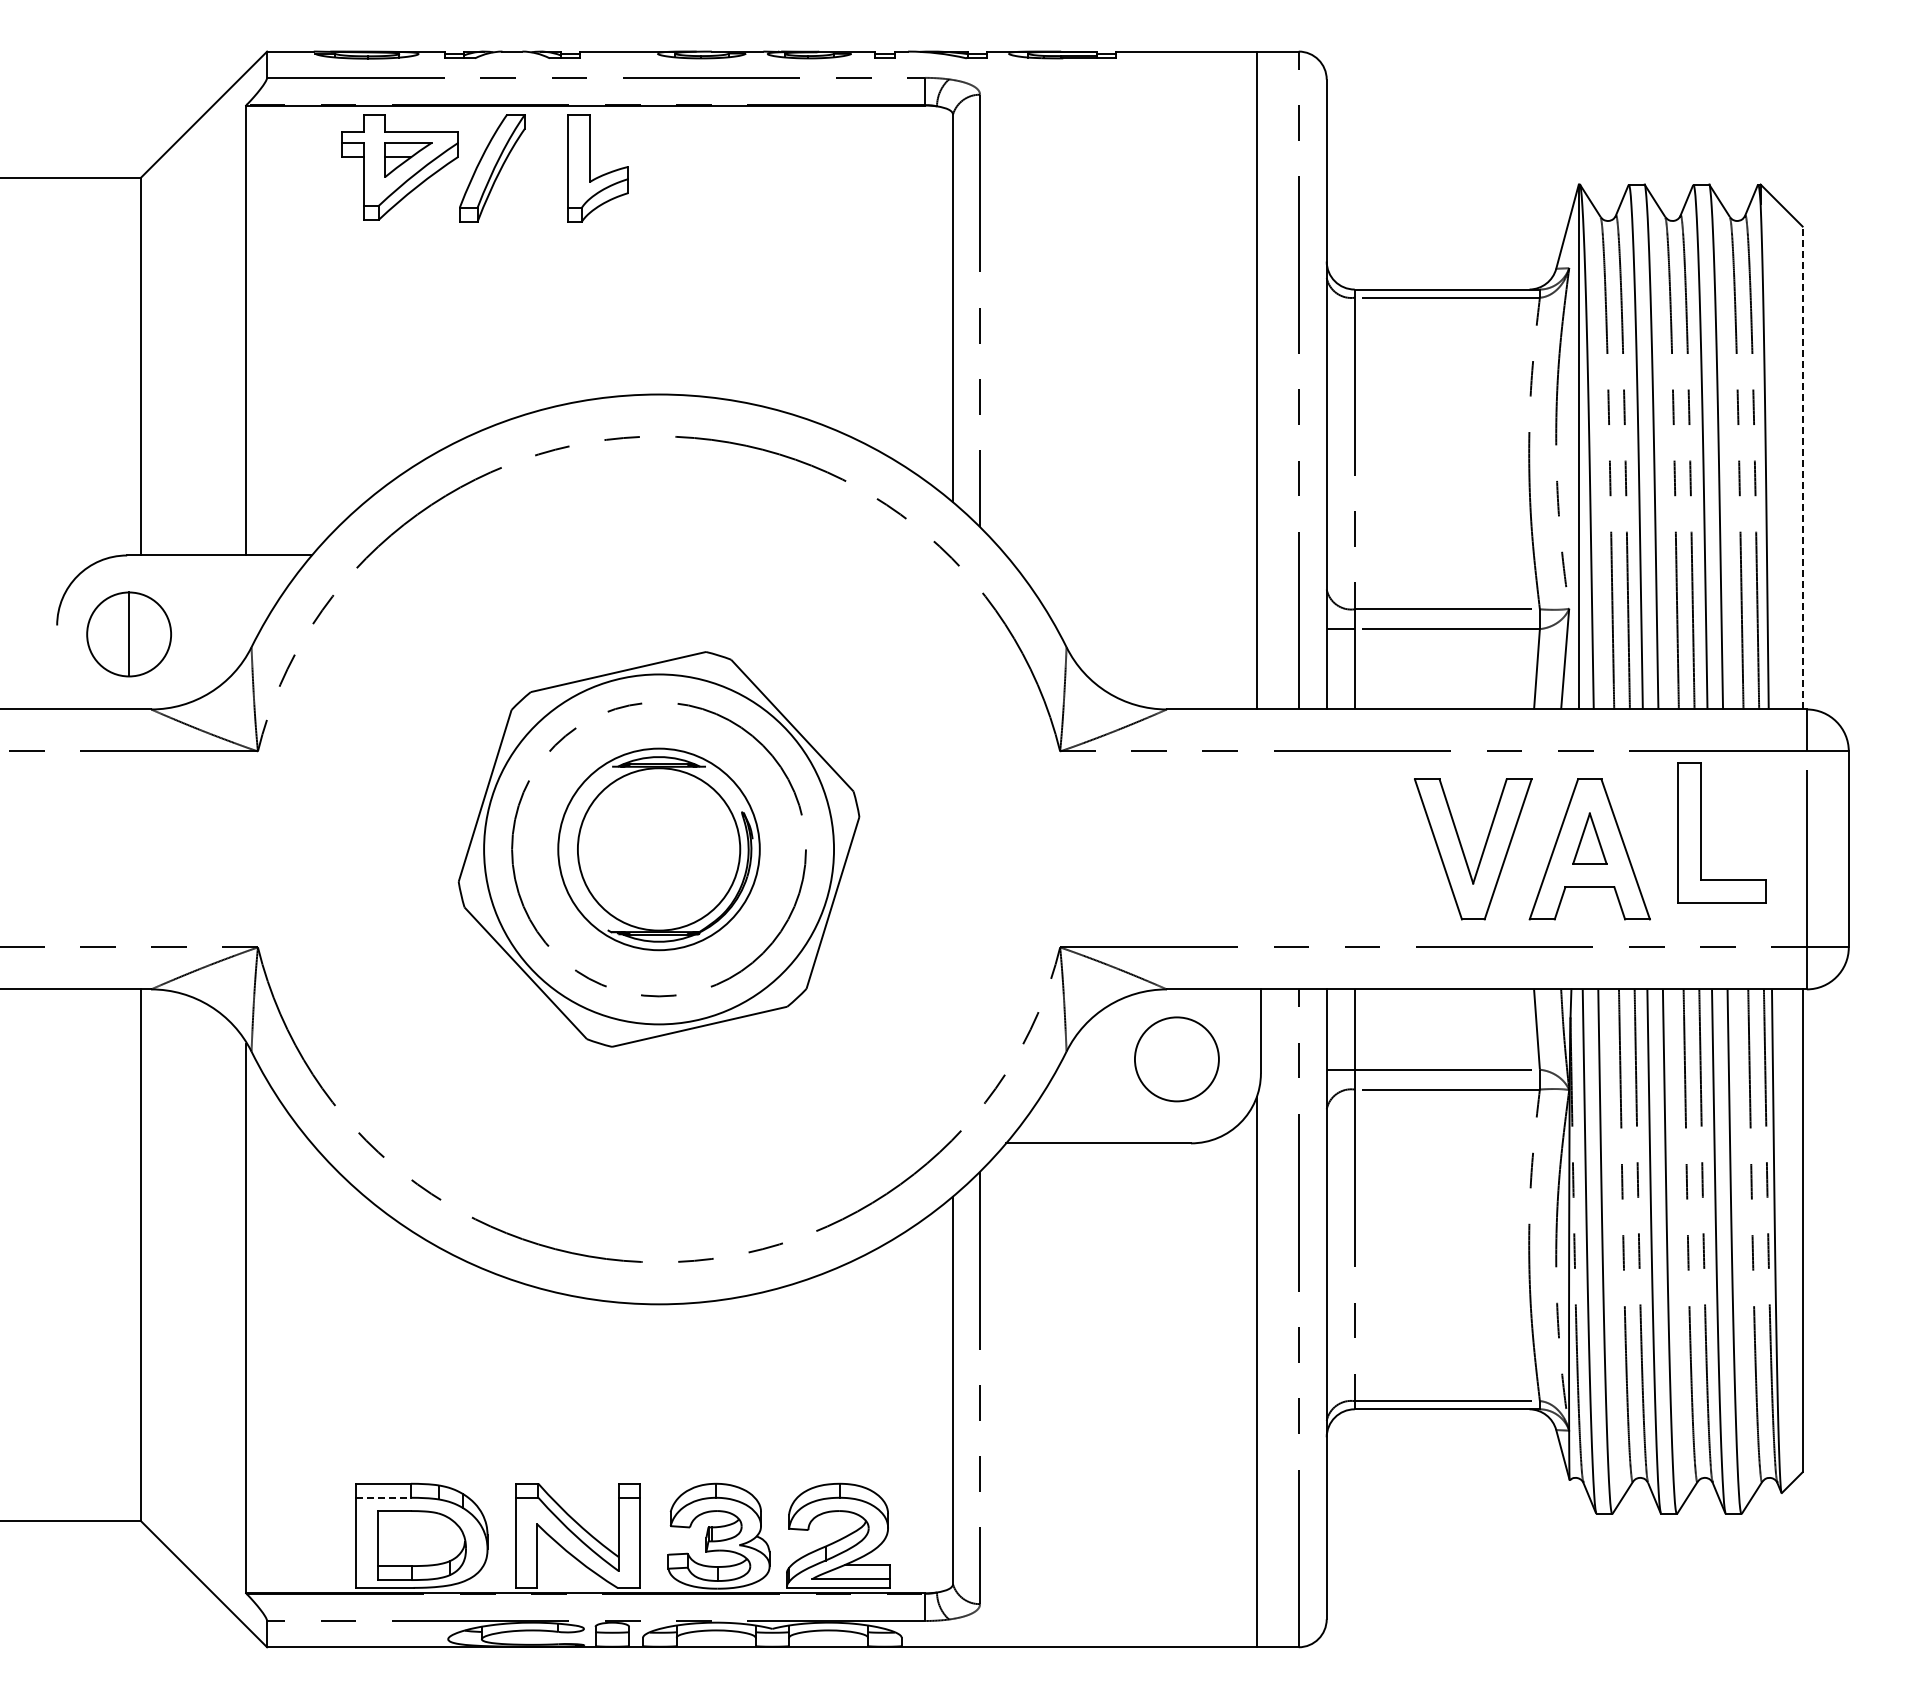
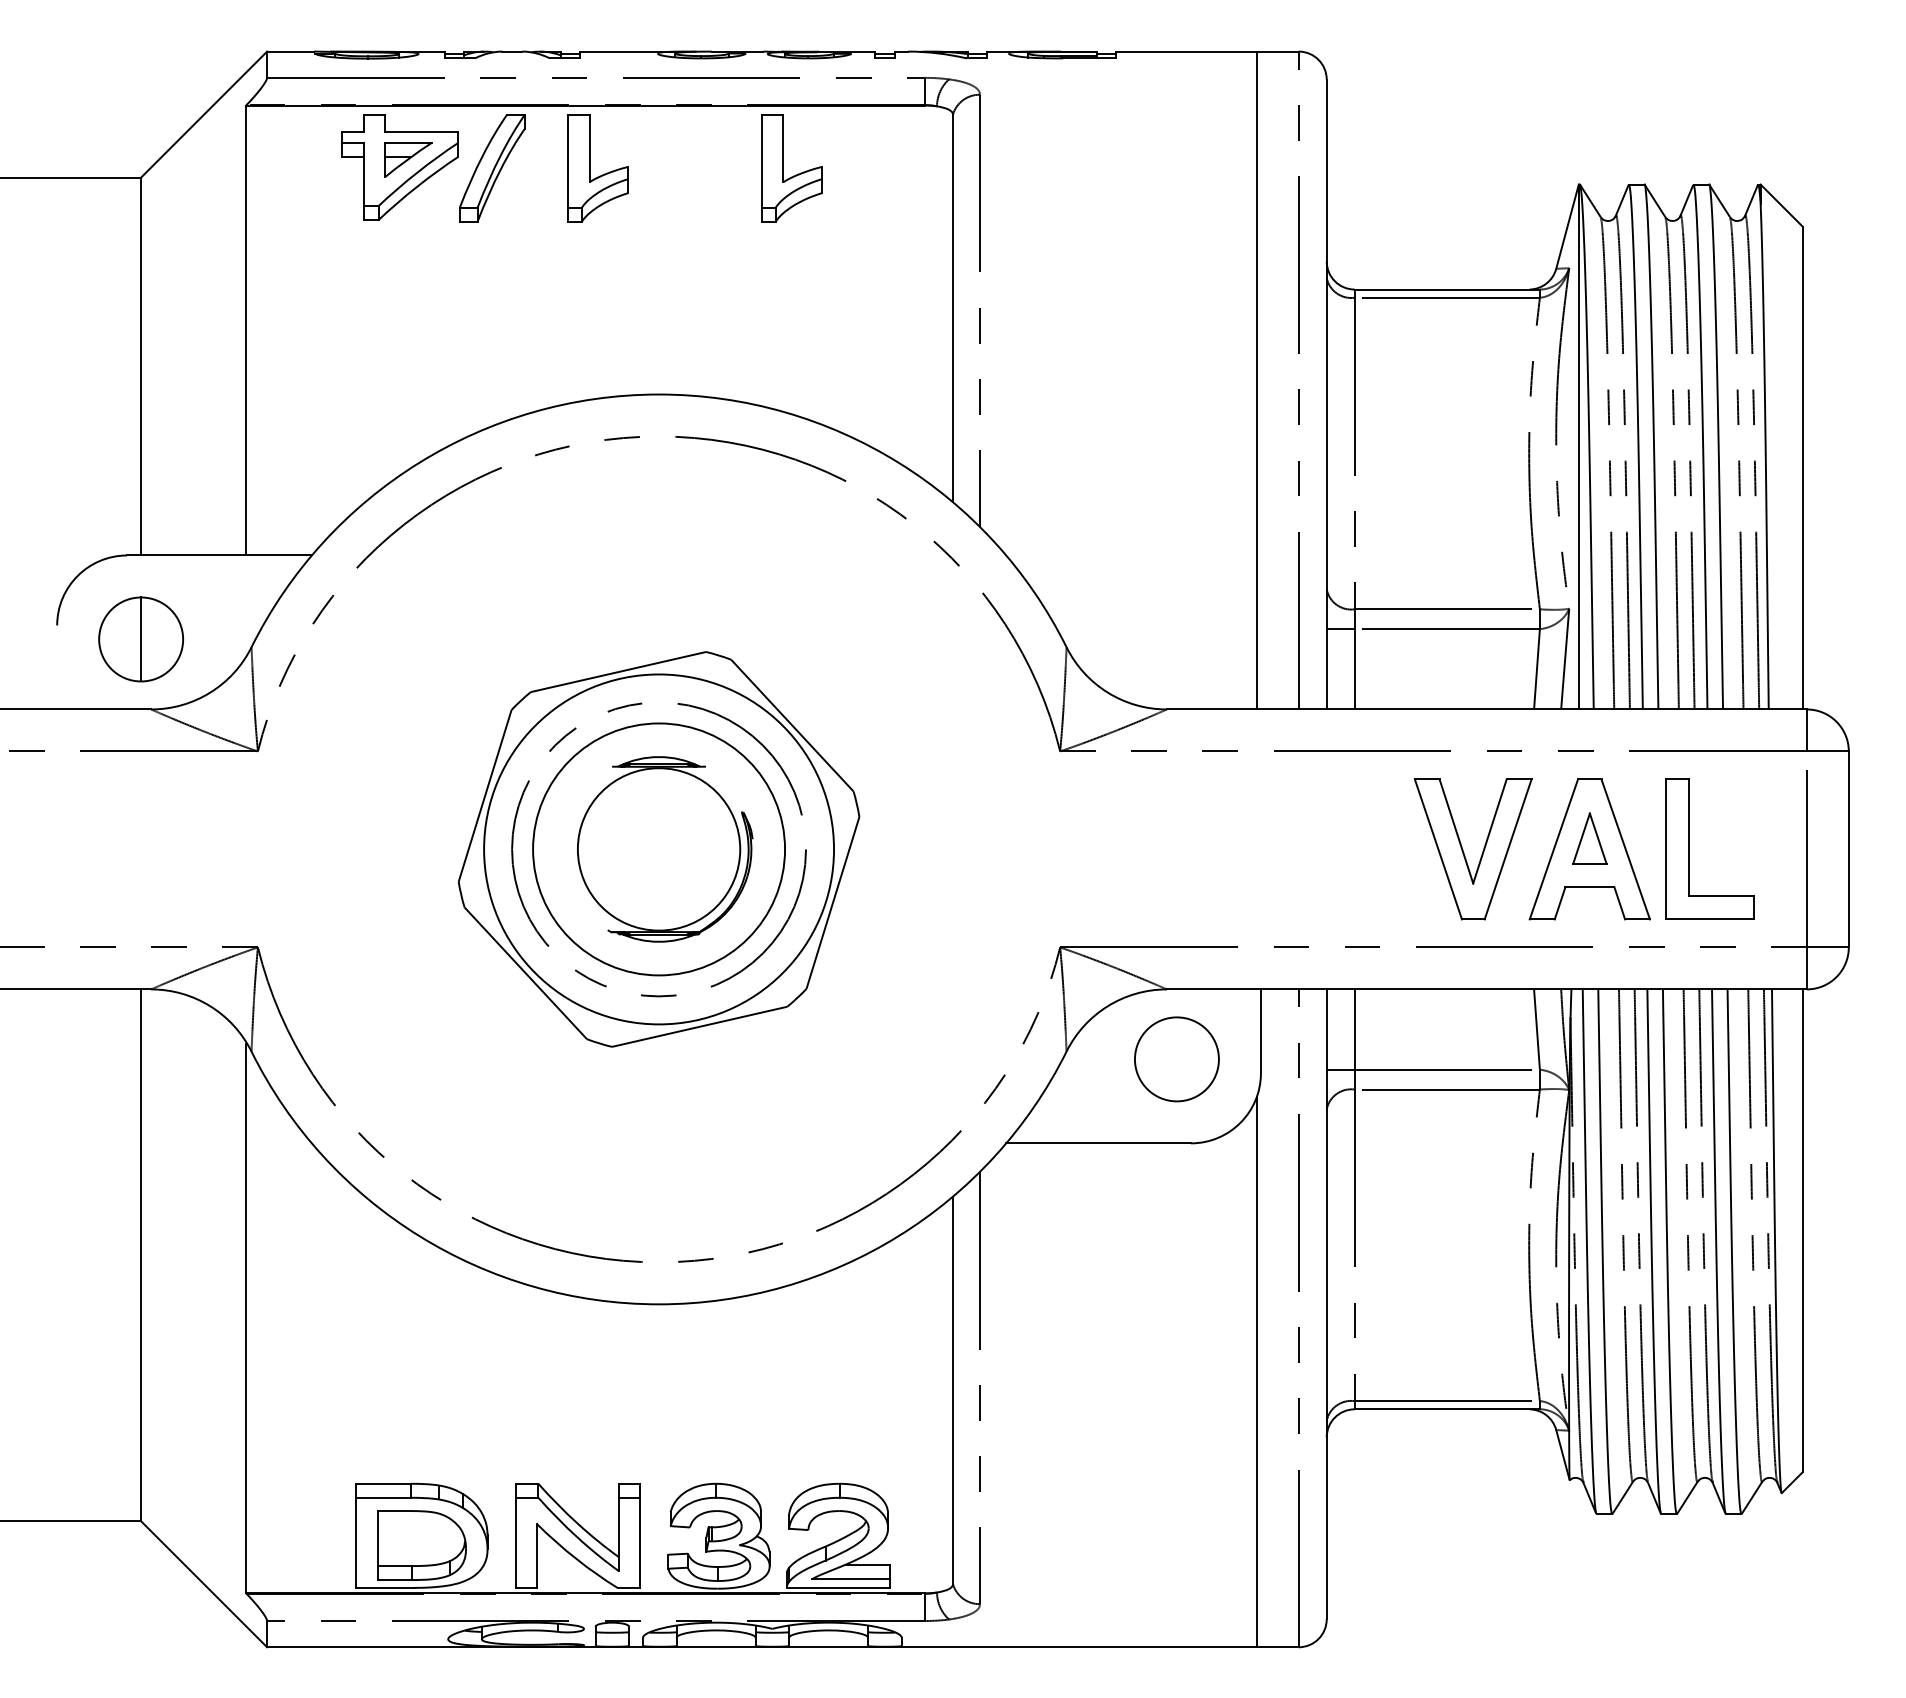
part: none -> present (795, 174)
line: dashed -> solid (1802, 467)
part position: (128, 634) -> (140, 639) (140, 639)
part position: (1701, 832) -> (1689, 848) (1689, 848)
circle diameter: 202 px -> 252 px (659, 849)
line: dashed -> solid (384, 1497)
